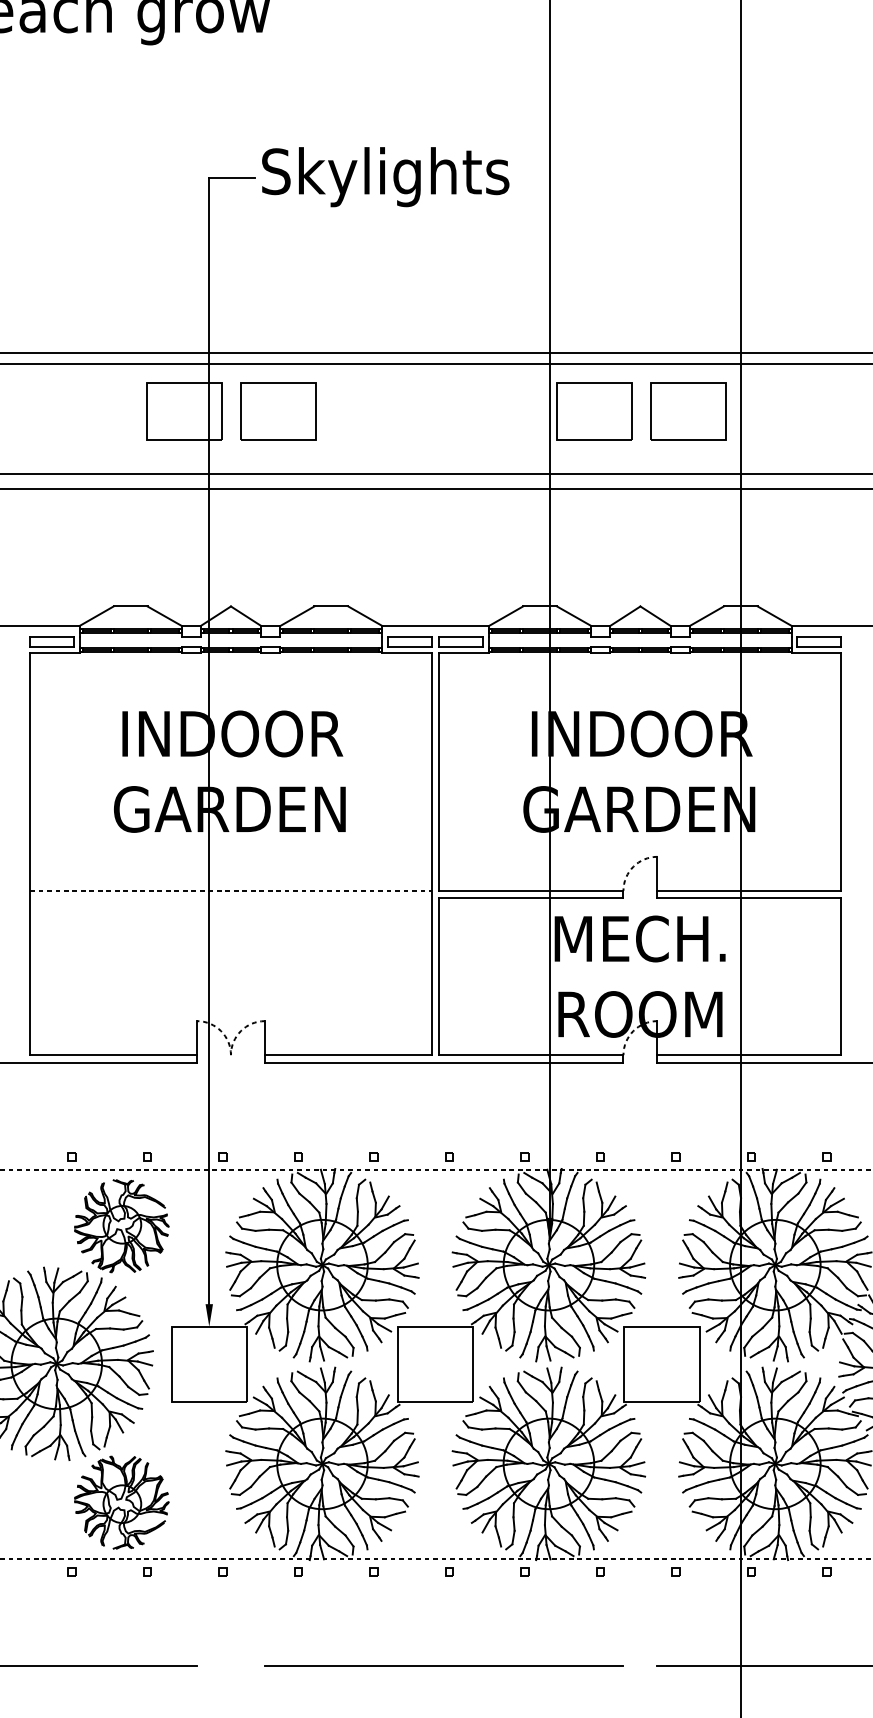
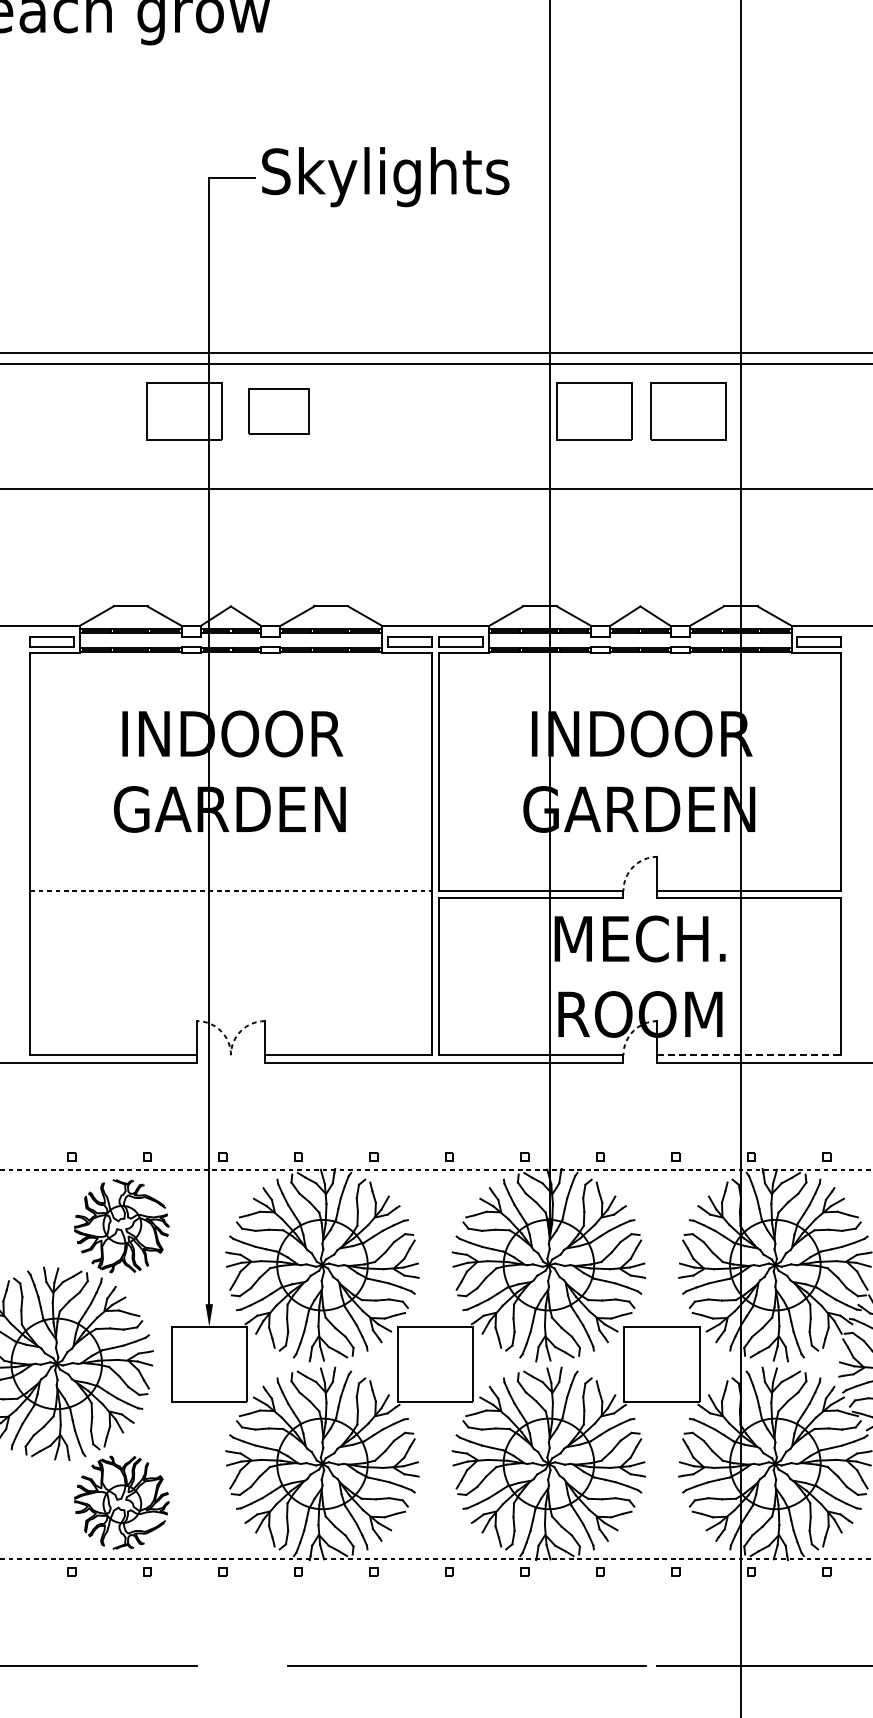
part size: 77x59 px -> 62x47 px (278, 411)
line: present -> none (435, 473)
line: solid -> dashed (749, 1055)
line position: (443, 1665) -> (466, 1665) (466, 1665)
